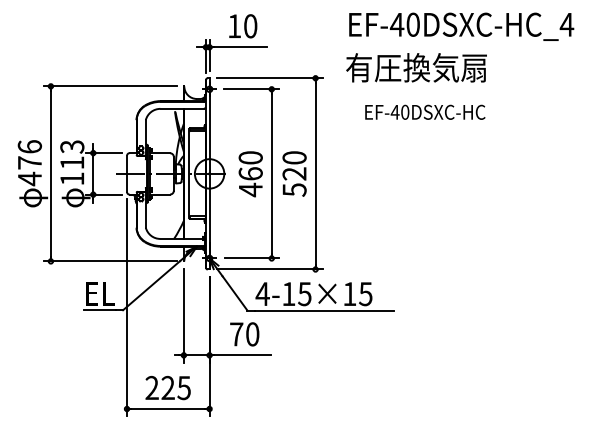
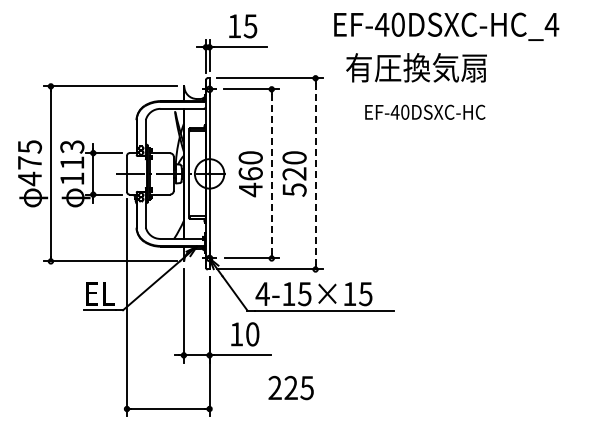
text: 10 -> 15 (250, 26)
text position: (461, 26) -> (446, 26) (446, 26)
text: 476 -> 475 (29, 146)
line: solid -> dashed (271, 174)
line: solid -> dashed (315, 174)
text: 70 -> 10 (236, 334)
text position: (167, 388) -> (290, 388) (290, 388)
